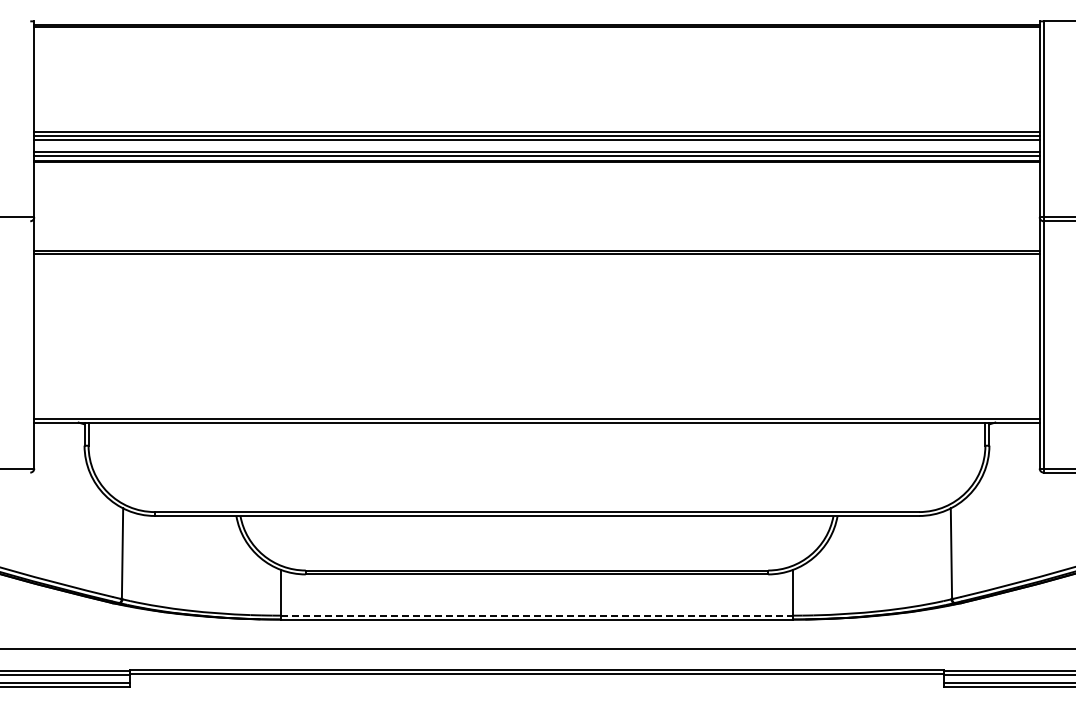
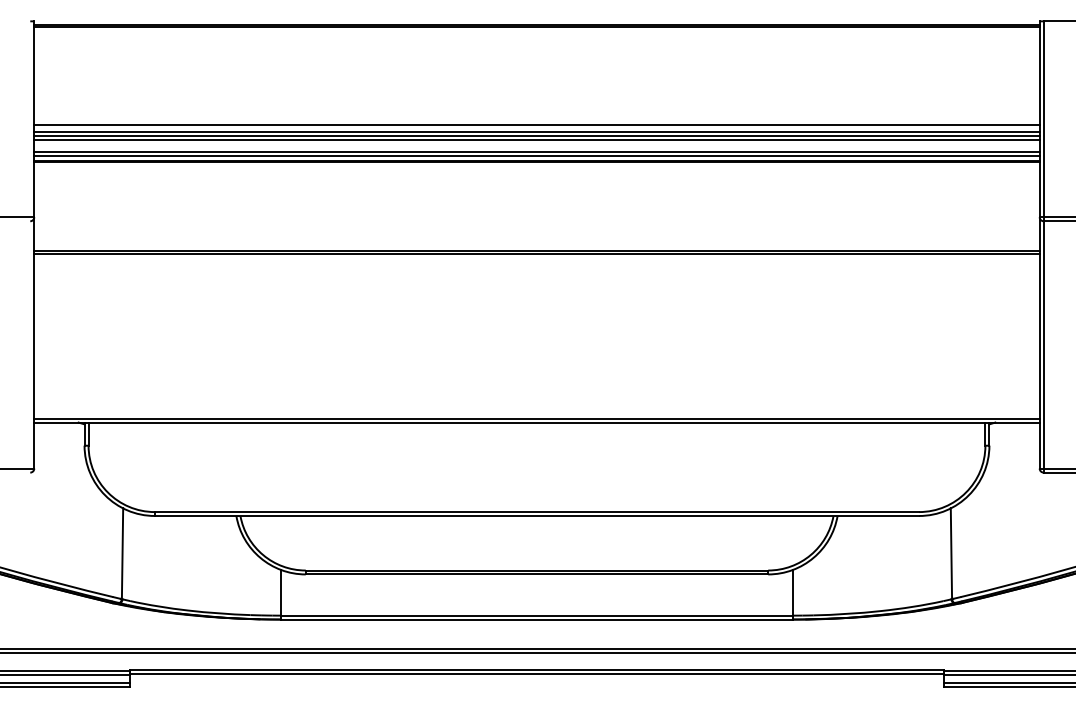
line: none -> present (536, 125)
line: dashed -> solid (536, 615)
line: none -> present (537, 652)
